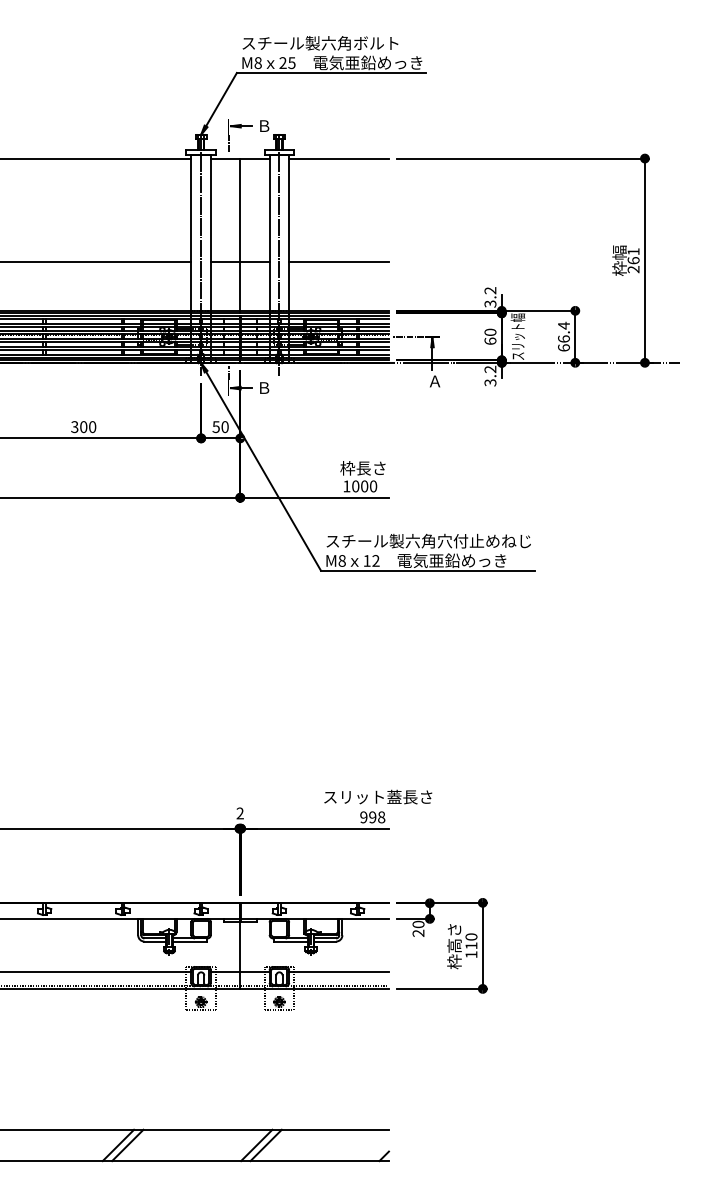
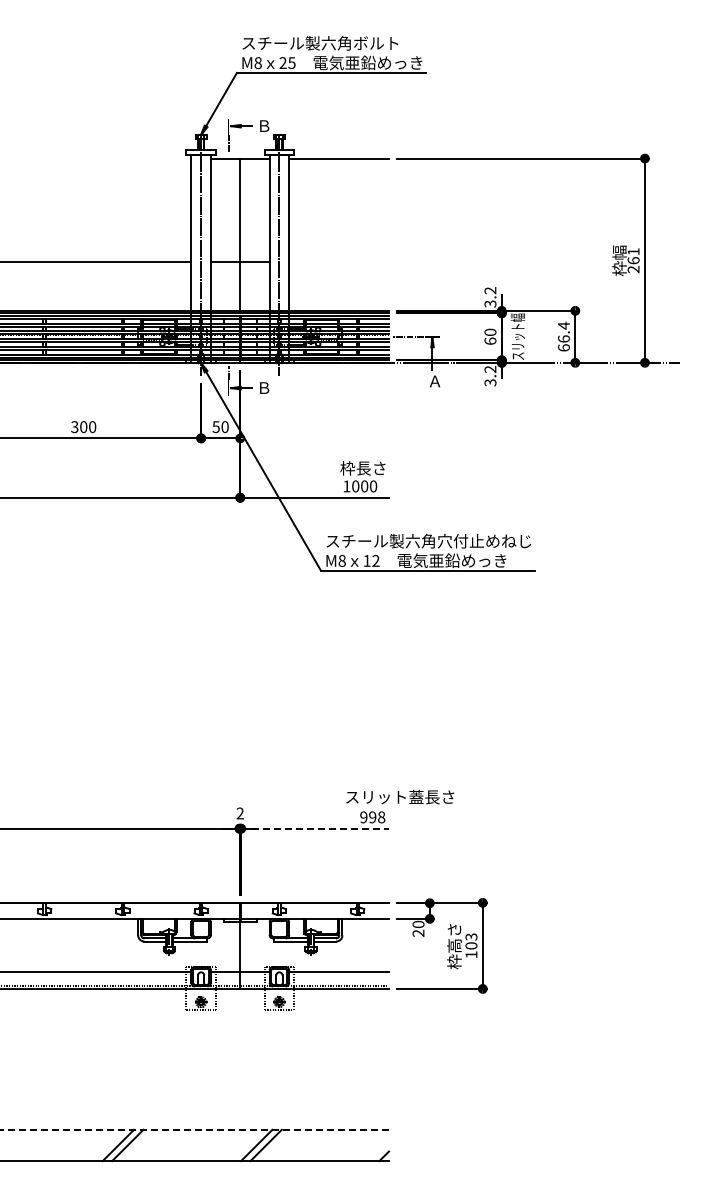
line: present -> none (96, 158)
line: present -> none (338, 262)
text position: (378, 796) -> (400, 796) (400, 796)
line: solid -> dashed (315, 828)
text: 110 -> 103 (471, 941)
line: solid -> dashed (194, 1129)
